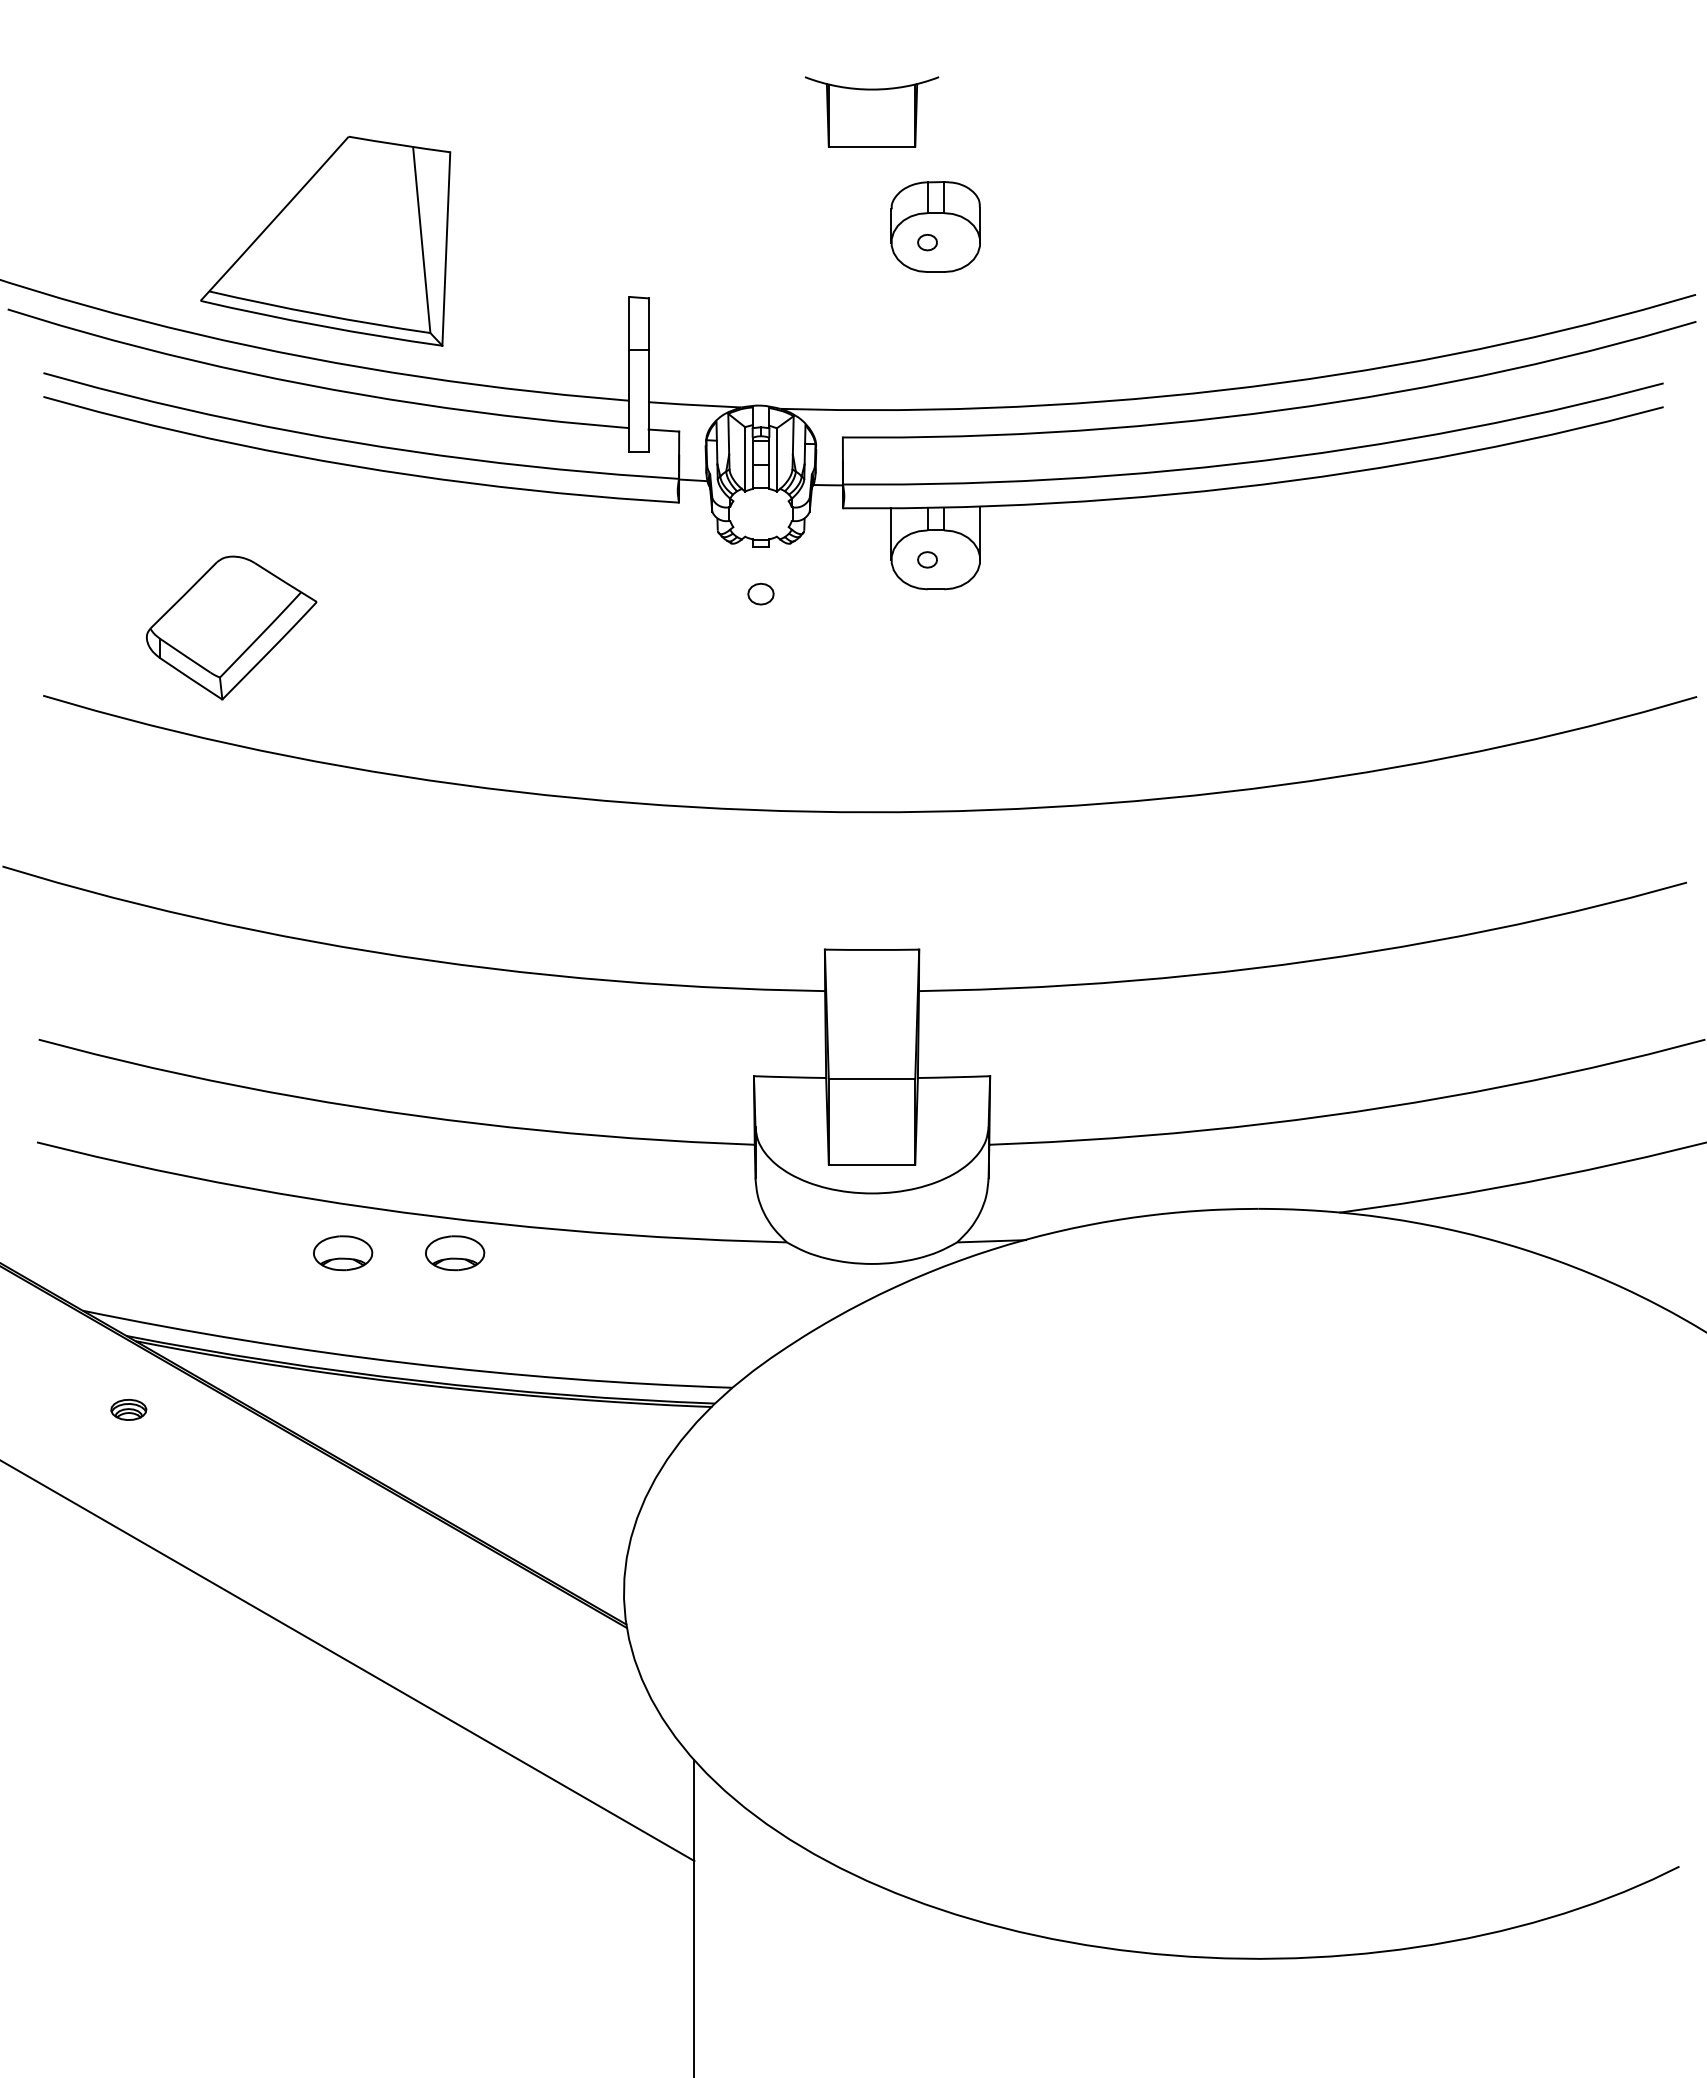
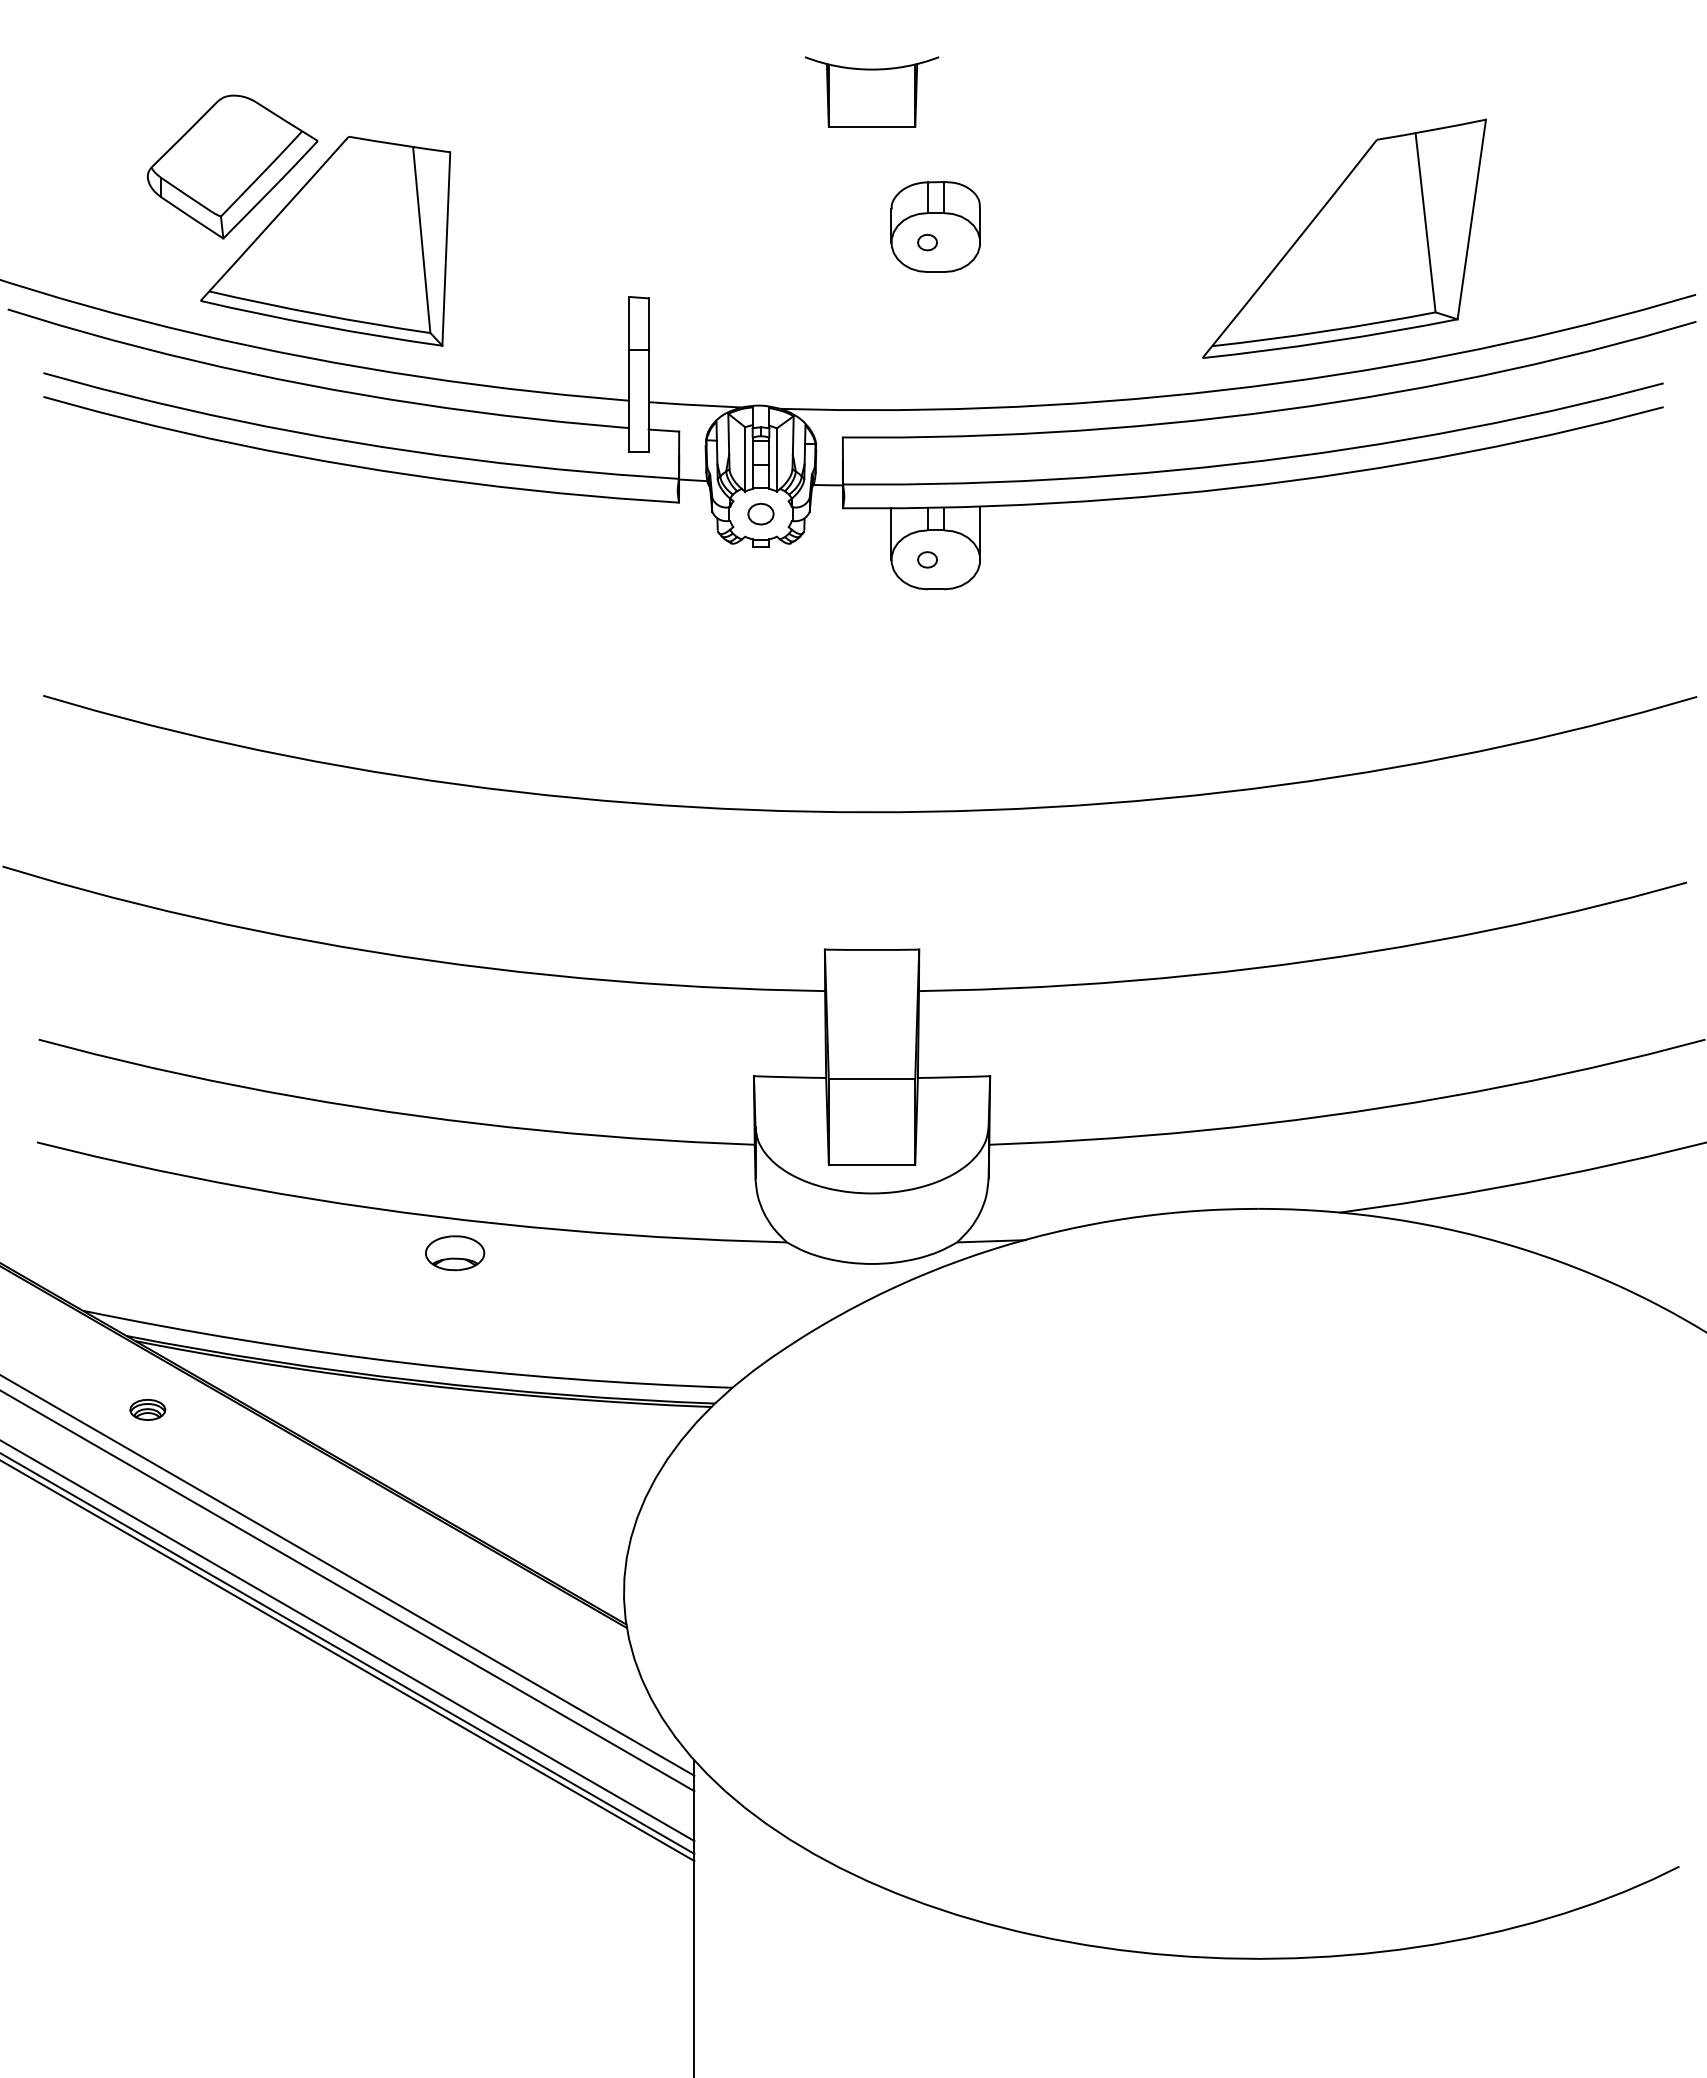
part position: (871, 111) -> (871, 91) (871, 91)
part: none -> present (1344, 238)
part position: (760, 593) -> (760, 513) (760, 513)
part position: (231, 627) -> (232, 166) (232, 166)
part: present -> none (343, 1253)
part position: (128, 1409) -> (147, 1409) (147, 1409)
line: none -> present (348, 1575)
line: none -> present (348, 1591)
line: none -> present (348, 1641)
line: none -> present (348, 1653)
